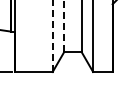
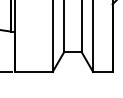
line: dashed -> solid (64, 26)
line: dashed -> solid (52, 36)
